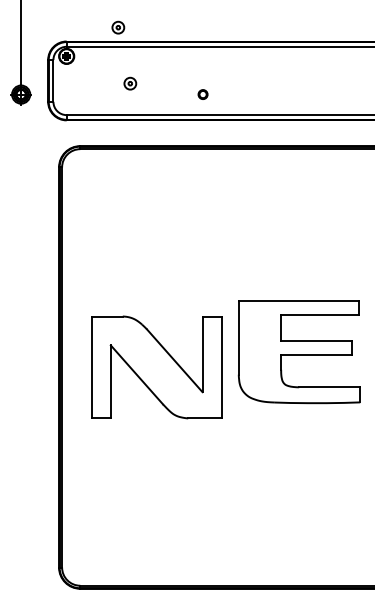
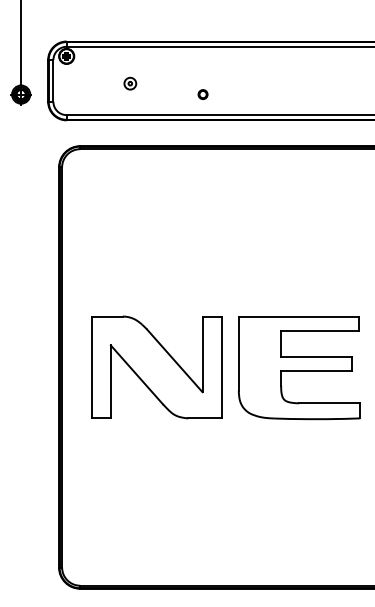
part: present -> none (118, 27)
part position: (298, 352) -> (298, 368) (298, 368)
